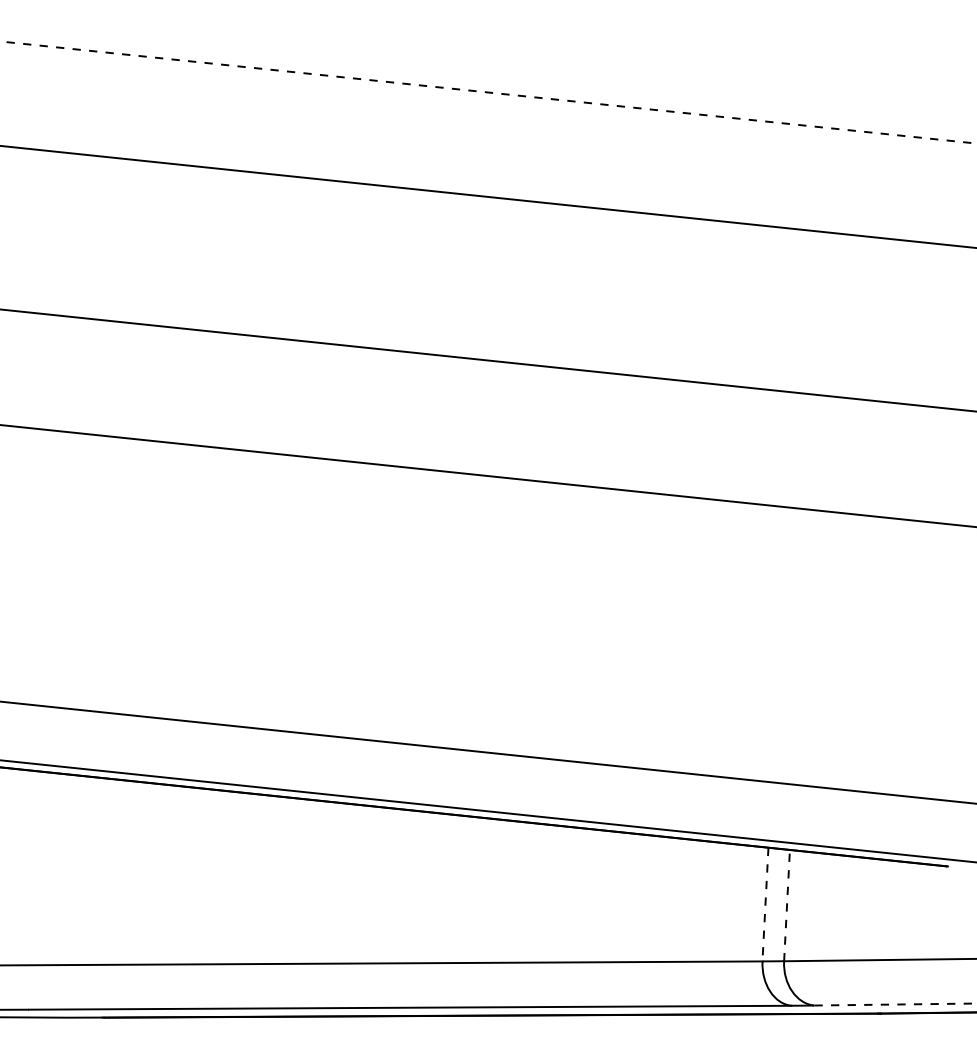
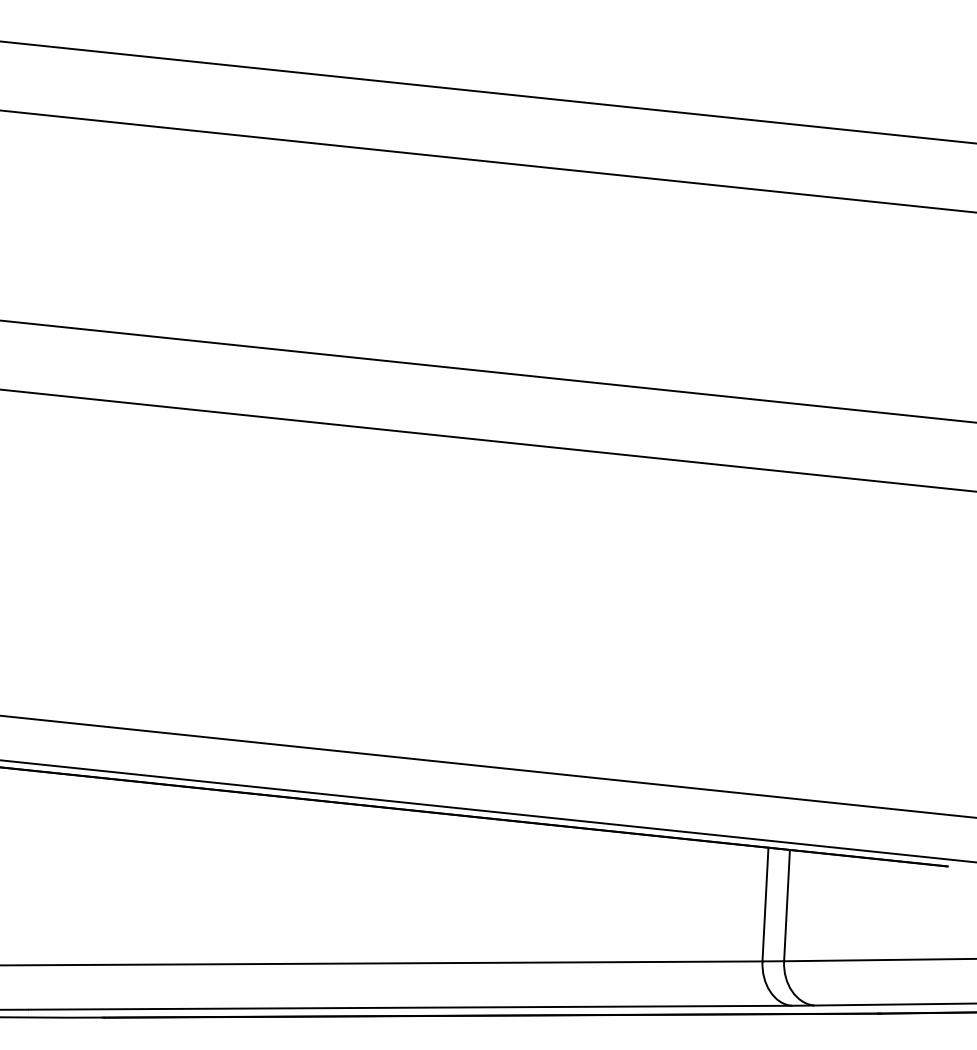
line: dashed -> solid (488, 92)
line position: (487, 196) -> (487, 161) (487, 161)
line position: (487, 360) -> (487, 371) (487, 371)
line position: (487, 475) -> (487, 440) (487, 440)
line position: (487, 752) -> (487, 766) (487, 766)
line: dashed -> solid (765, 904)
line: dashed -> solid (787, 905)
line: dashed -> solid (895, 1004)
